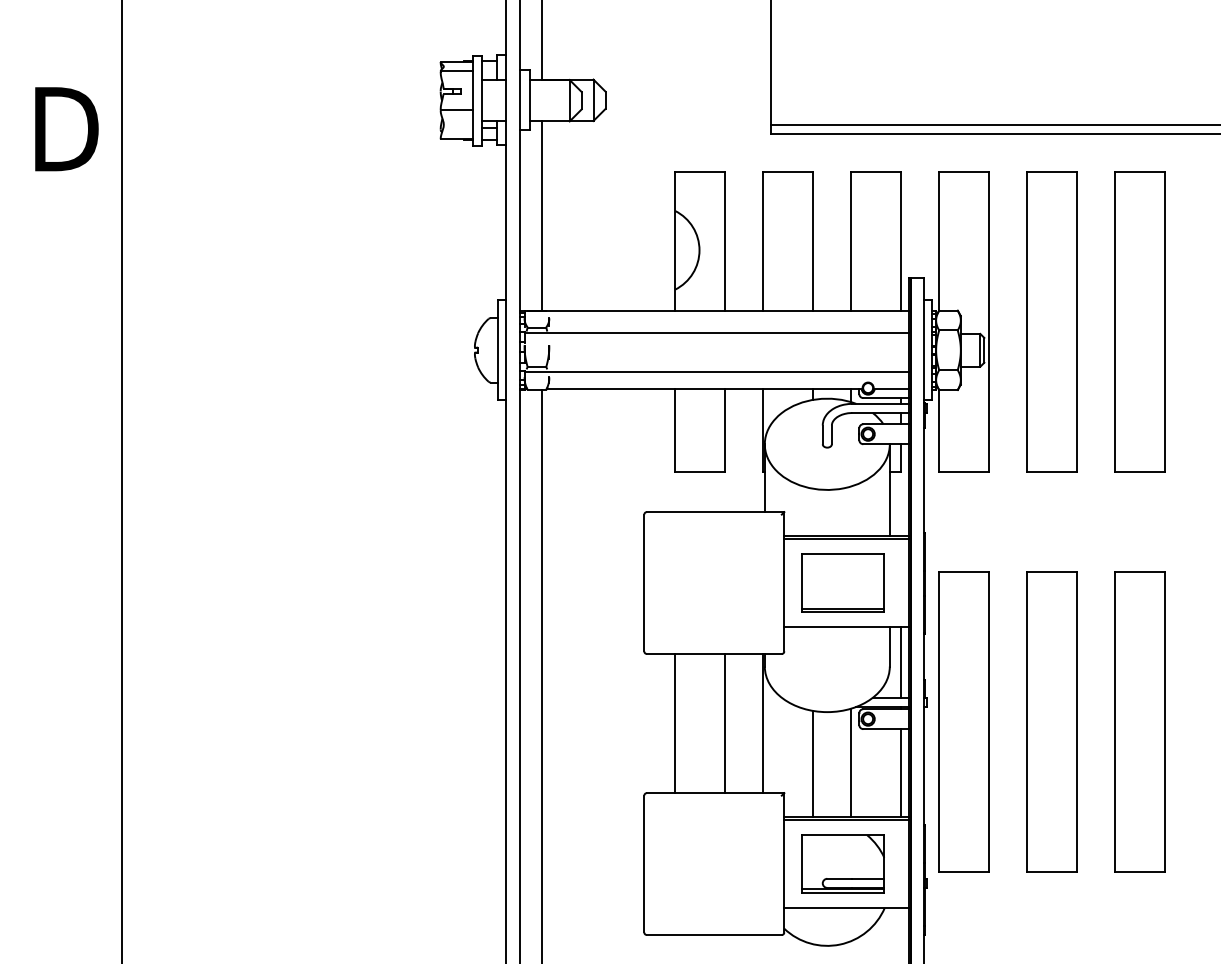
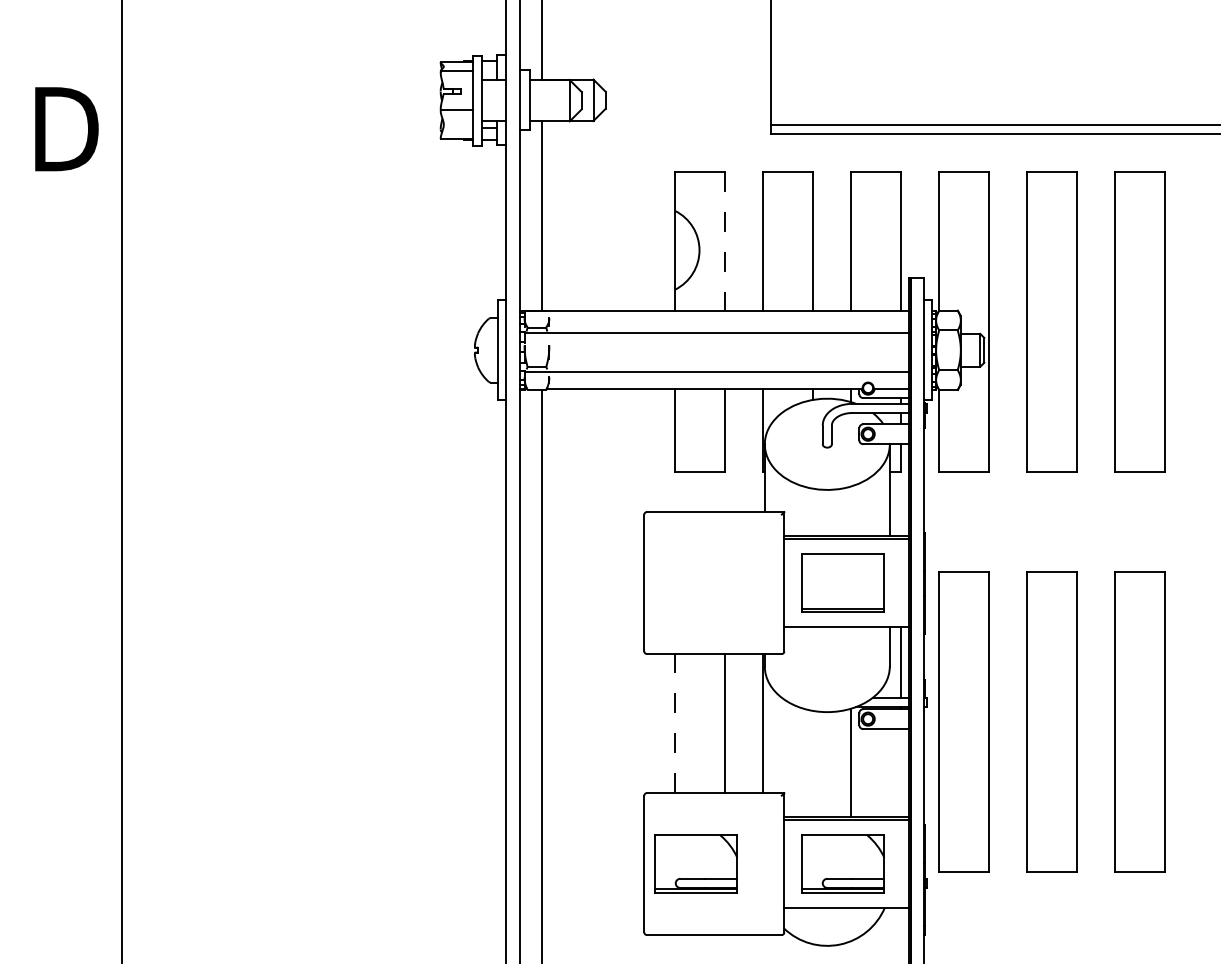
line: solid -> dashed (725, 241)
line: solid -> dashed (675, 723)
line: present -> none (813, 763)
line: present -> none (901, 772)
part: none -> present (695, 863)
